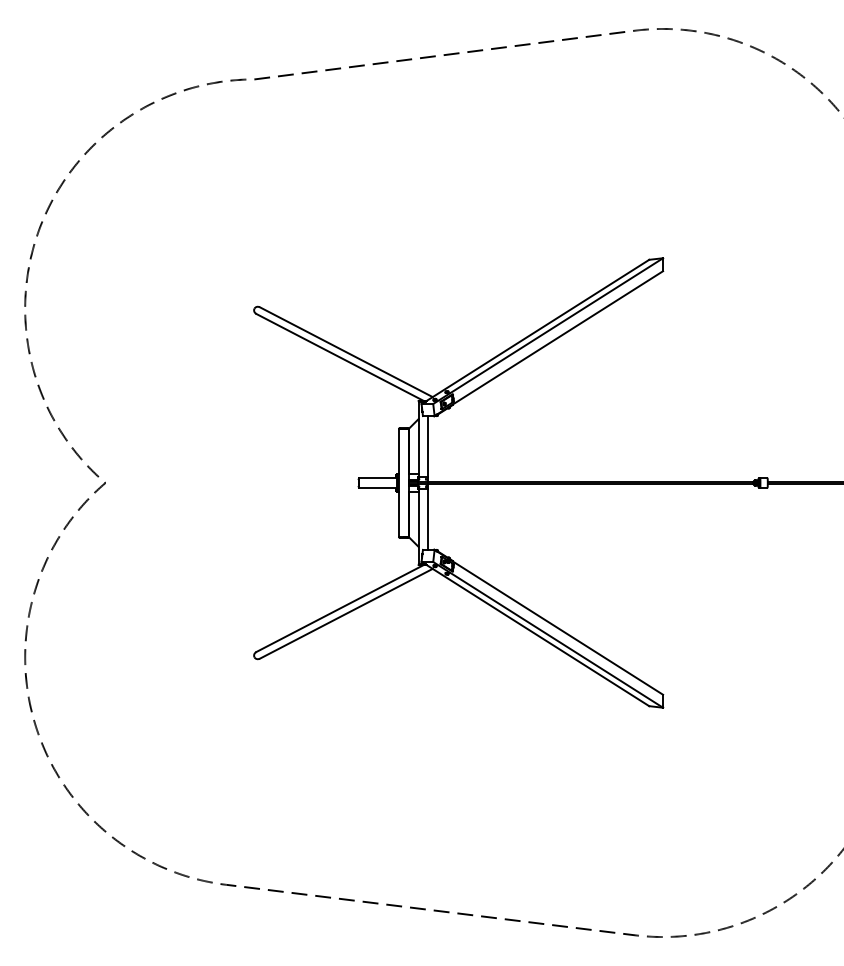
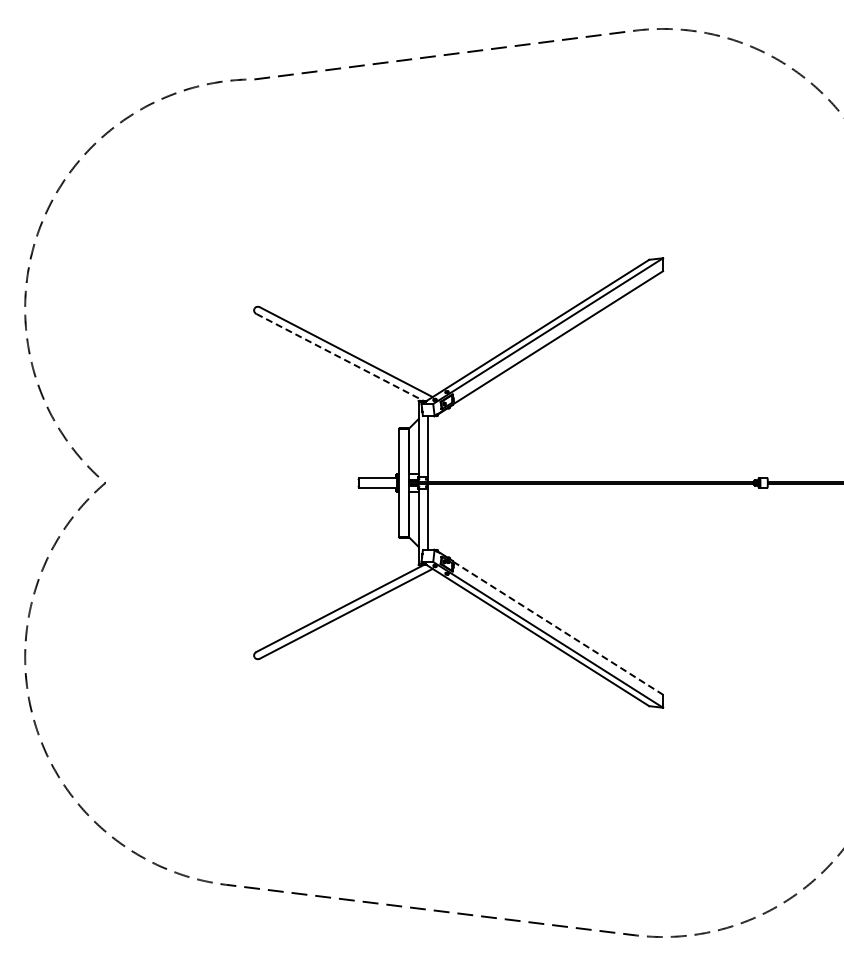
line: solid -> dashed (340, 357)
line: solid -> dashed (549, 622)
